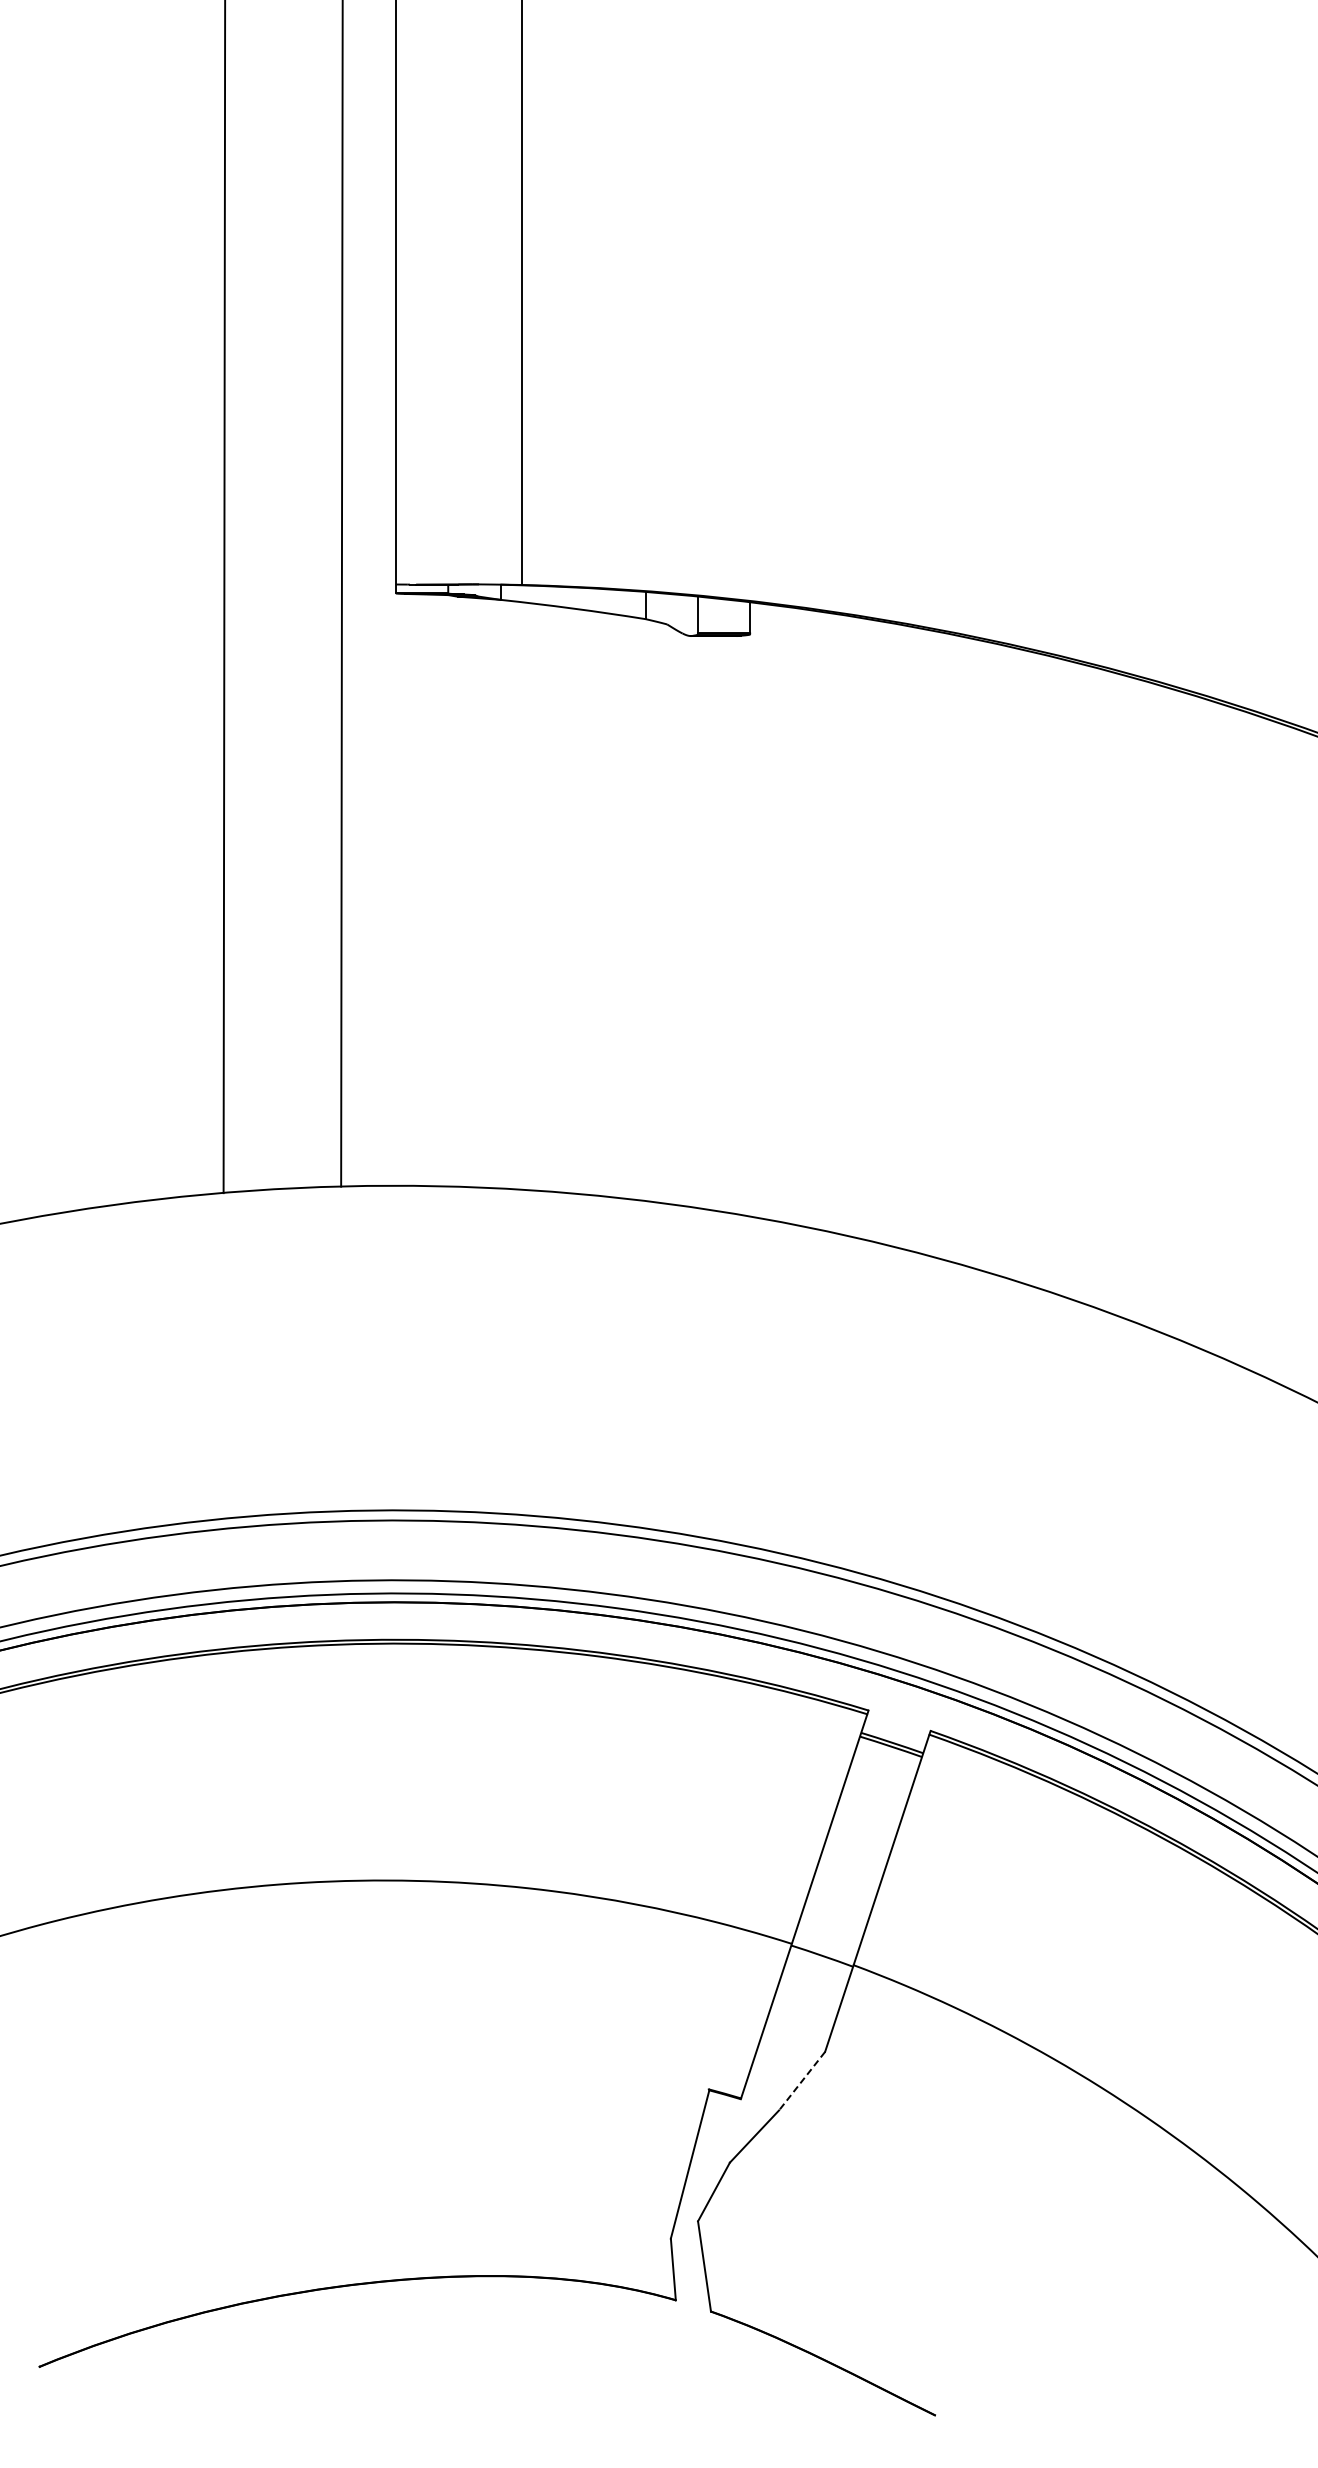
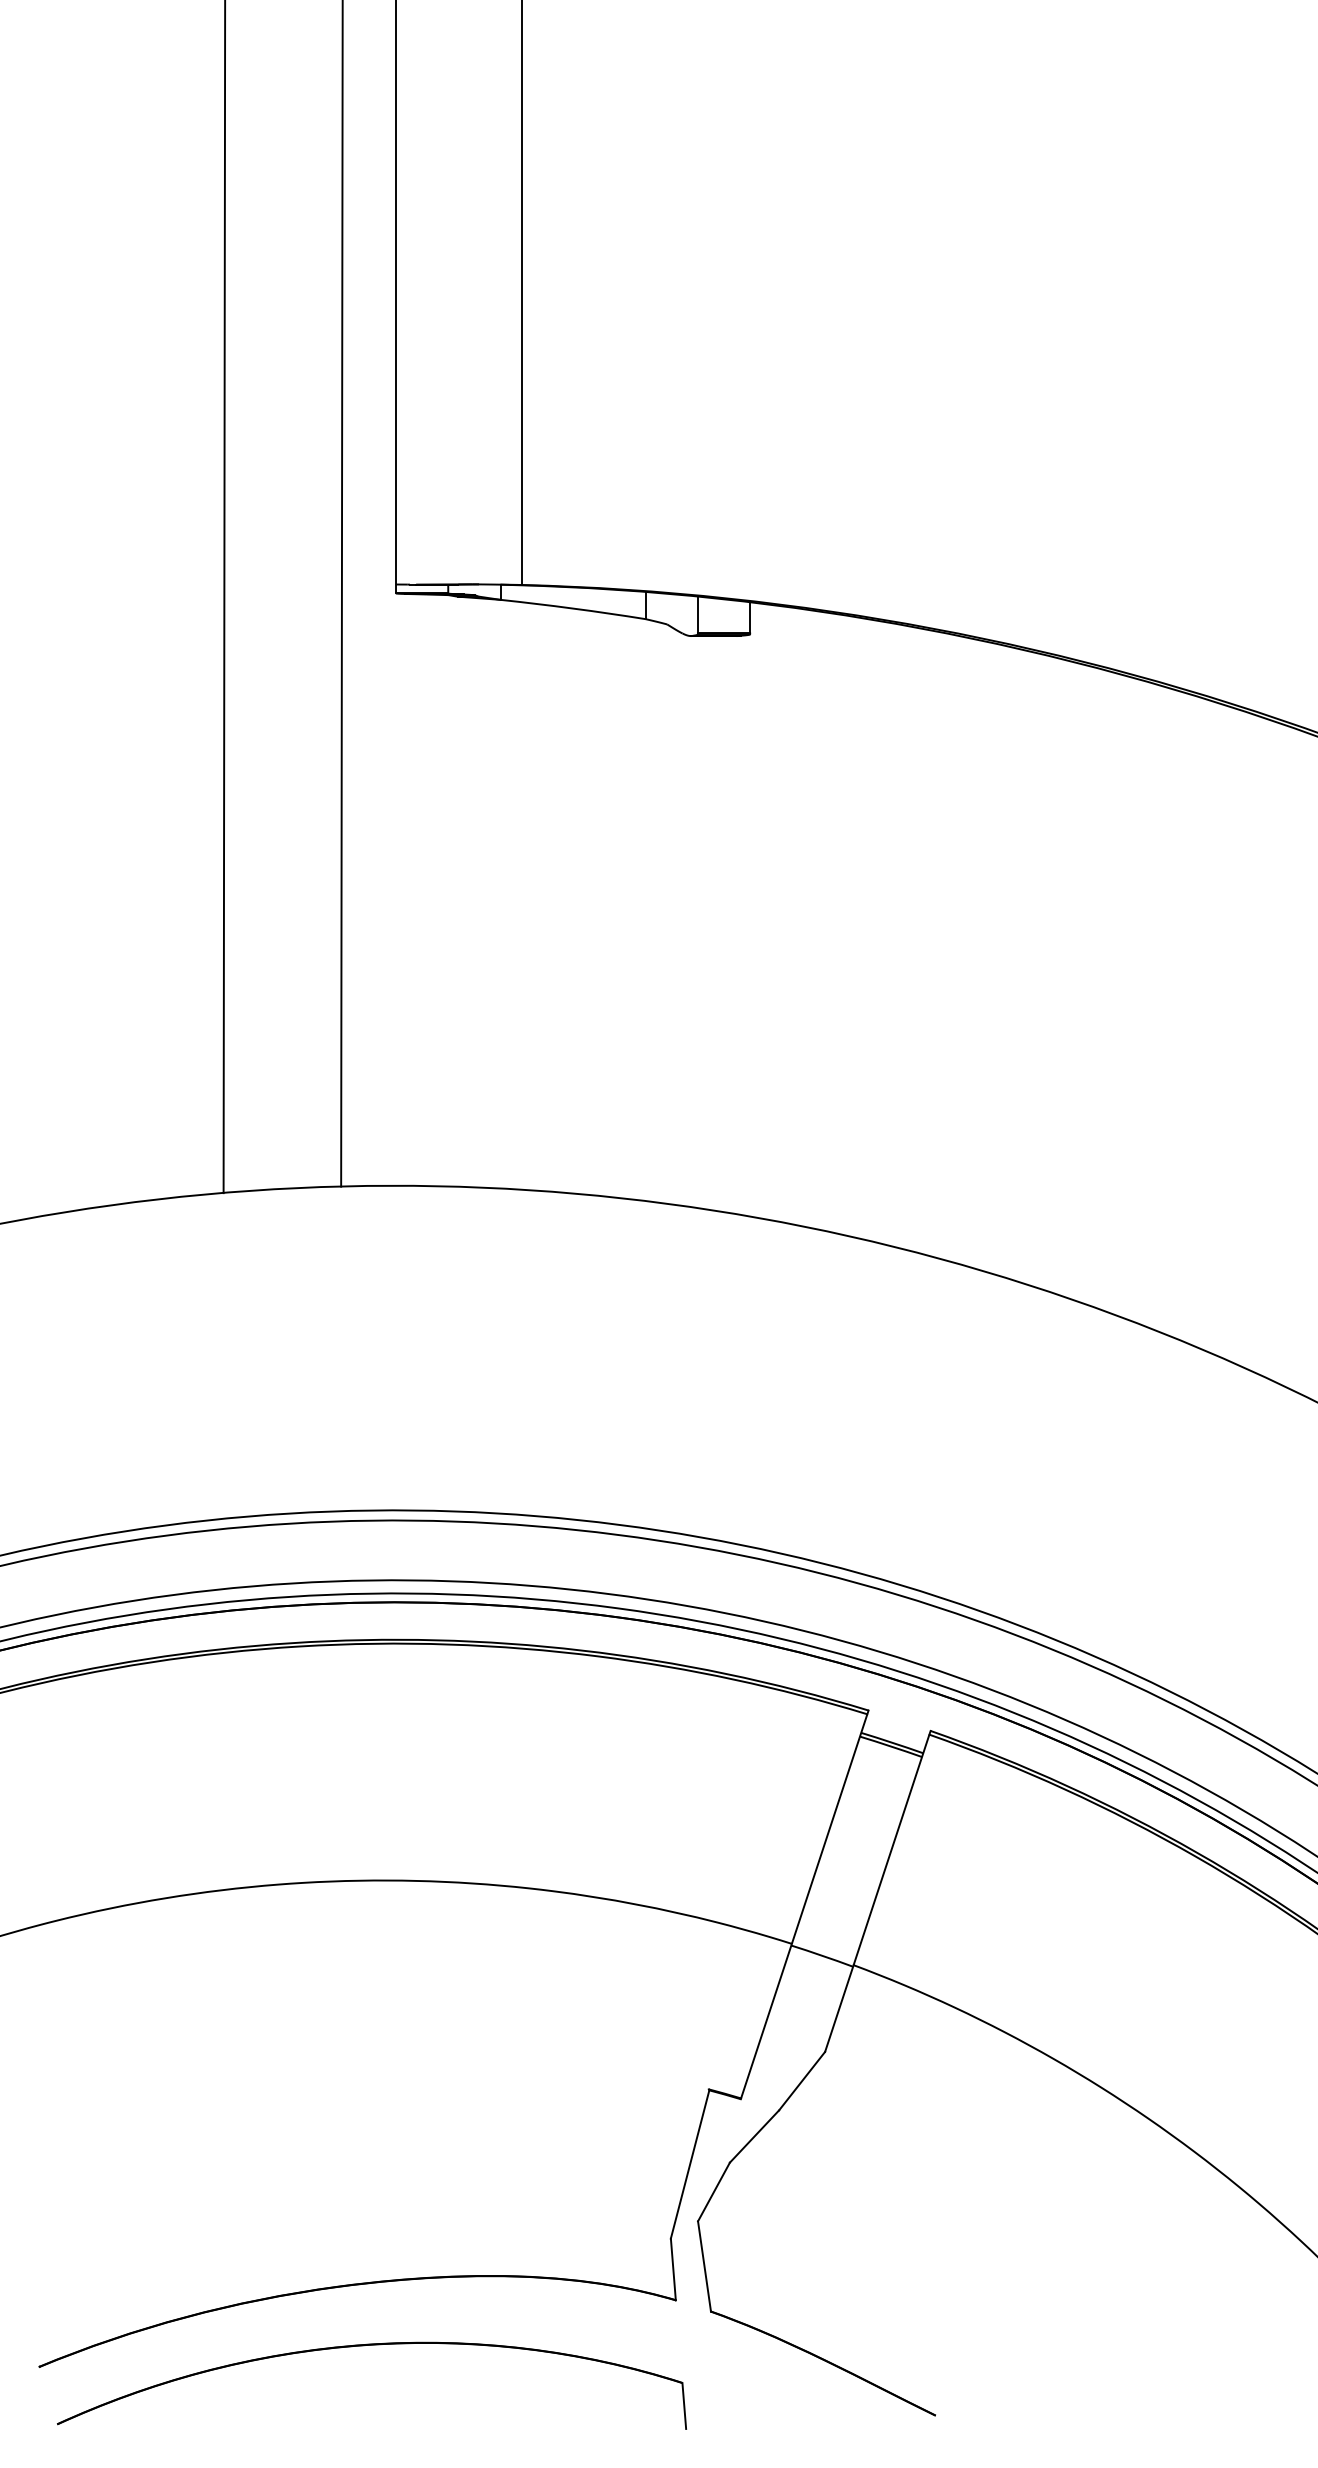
line: dashed -> solid (801, 2081)
part: none -> present (364, 2346)
